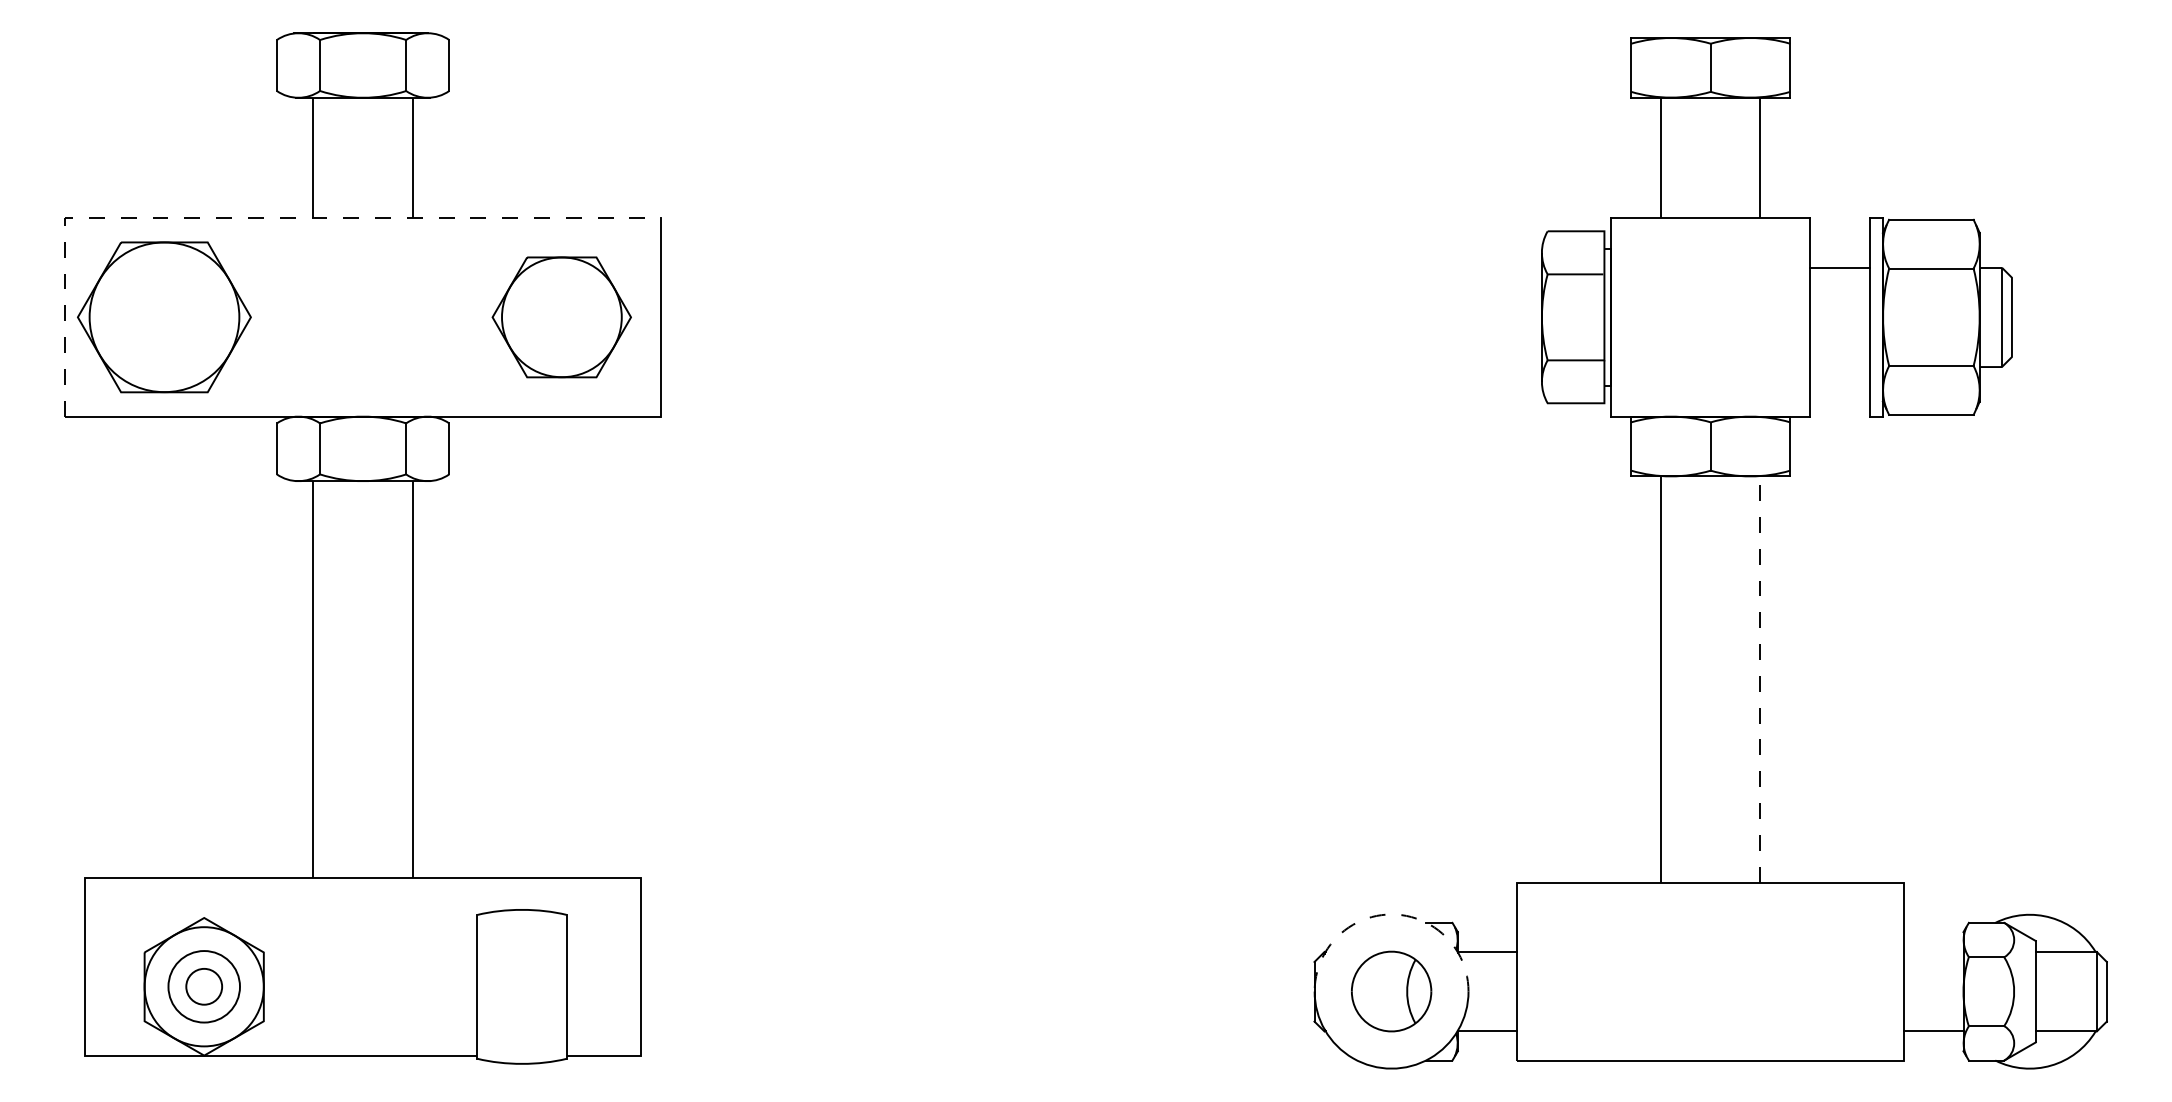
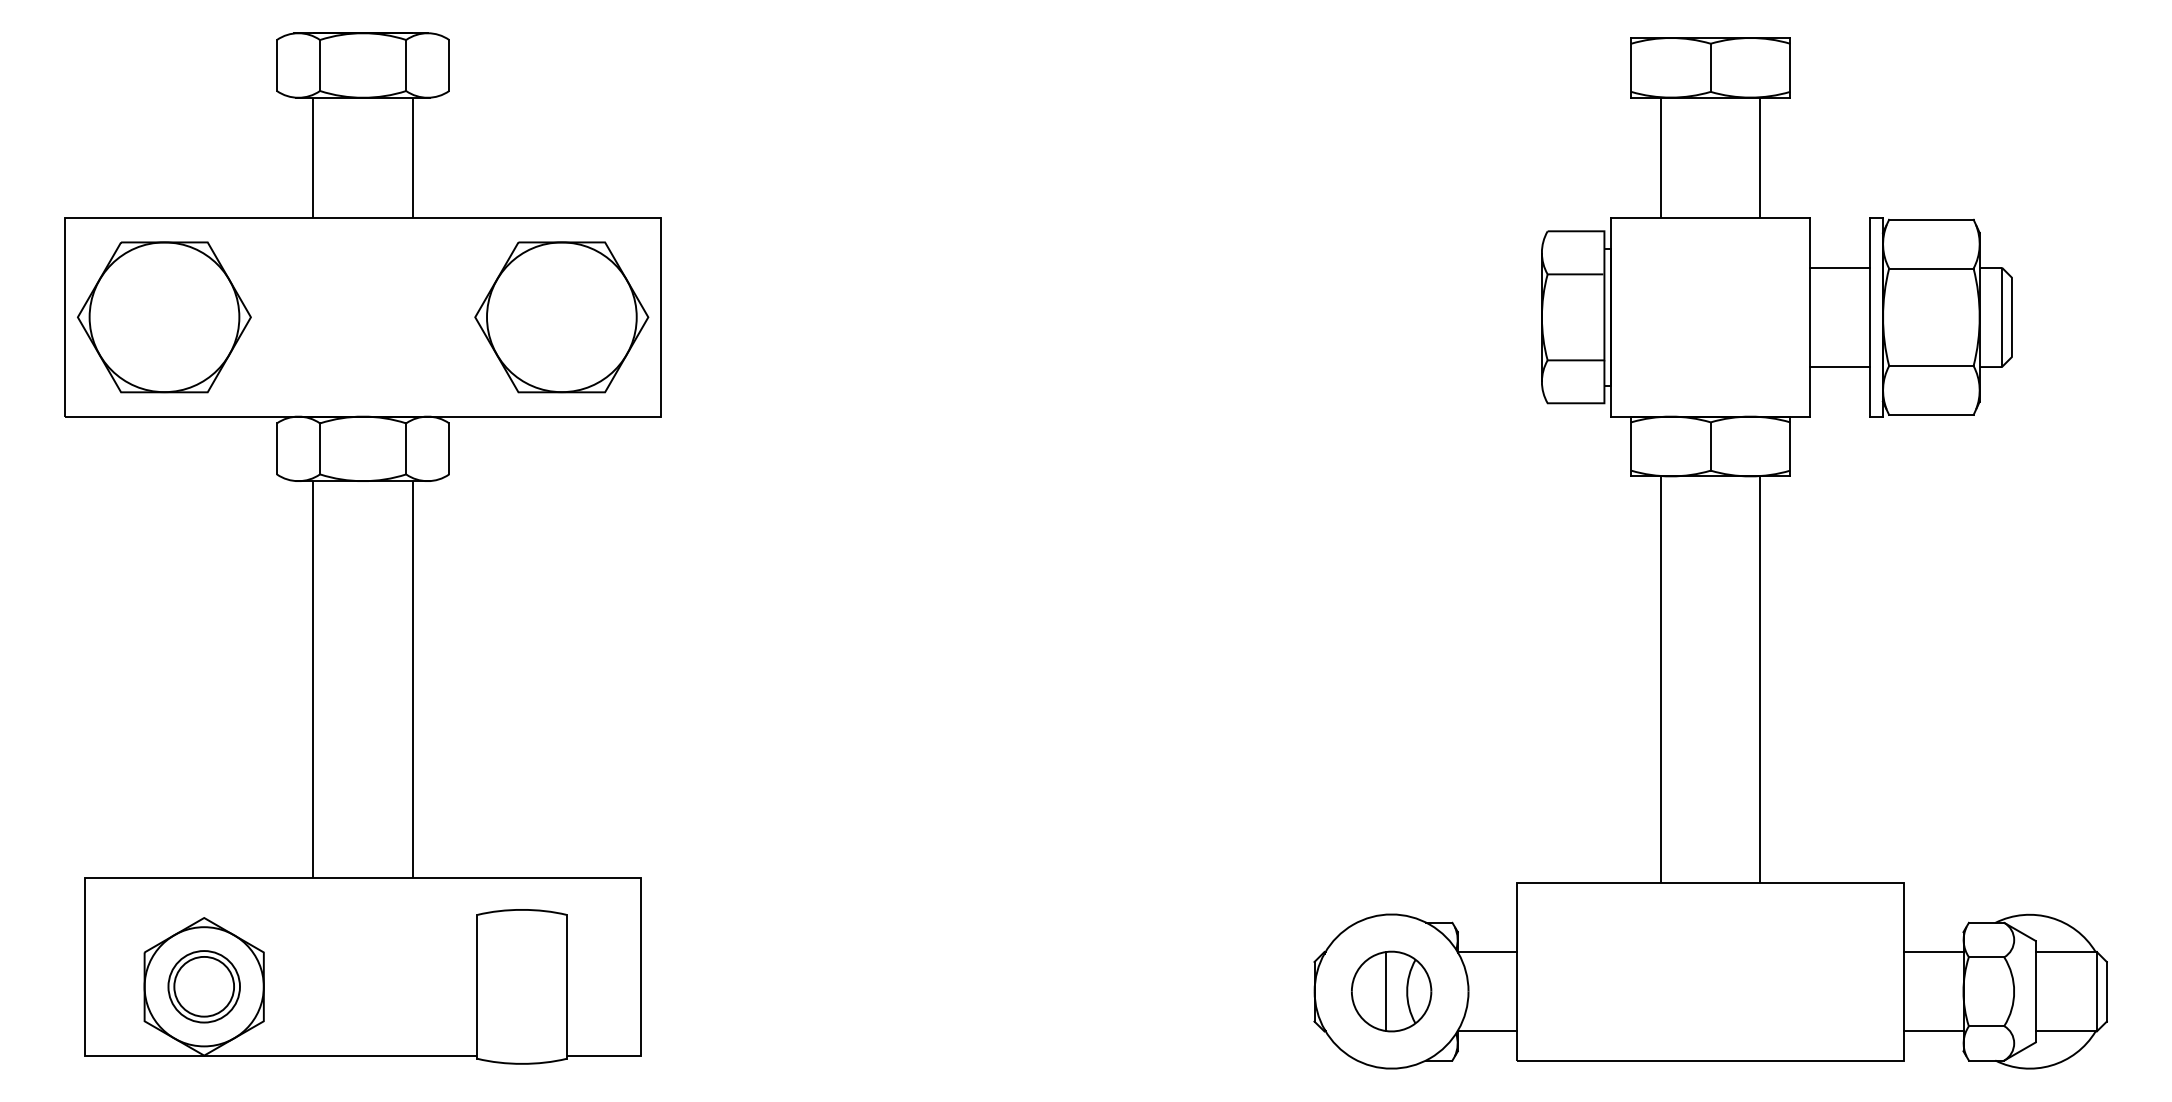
line: dashed -> solid (263, 217)
part size: 141x123 px -> 176x153 px (561, 317)
line: none -> present (1839, 367)
line: dashed -> solid (1760, 678)
arc: dashed -> solid (1391, 914)
line: none -> present (1933, 951)
circle diameter: 36 px -> 60 px (204, 986)
line: none -> present (1385, 991)
